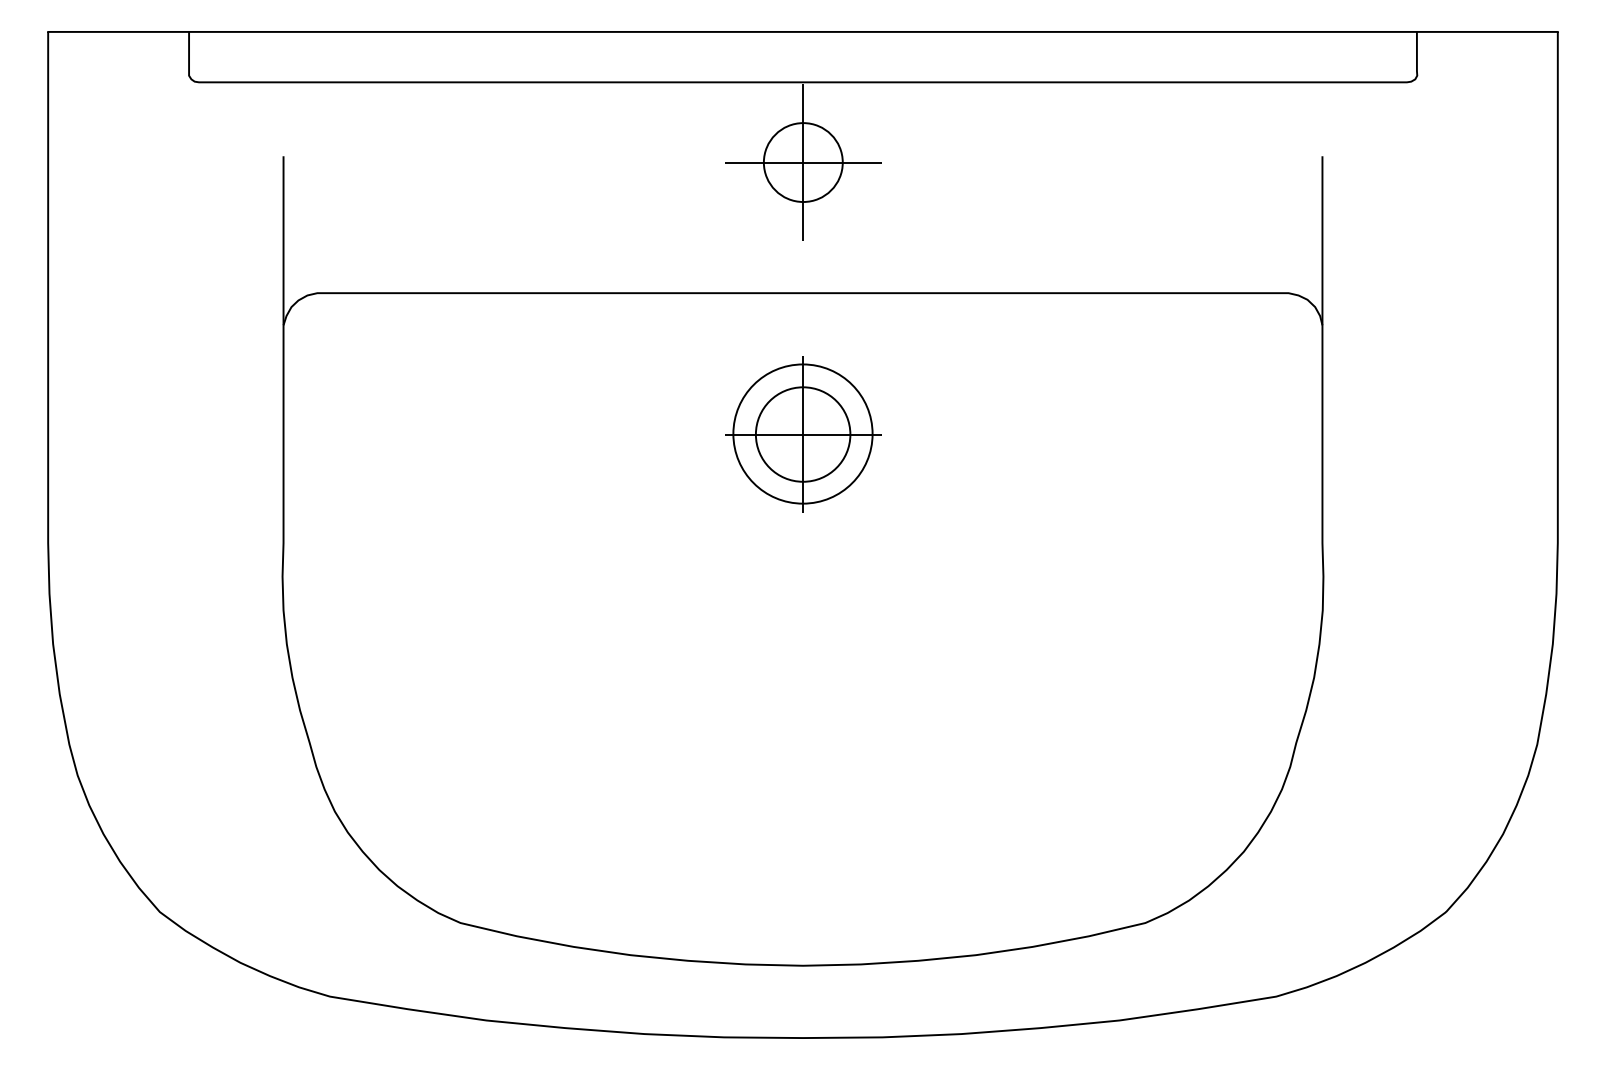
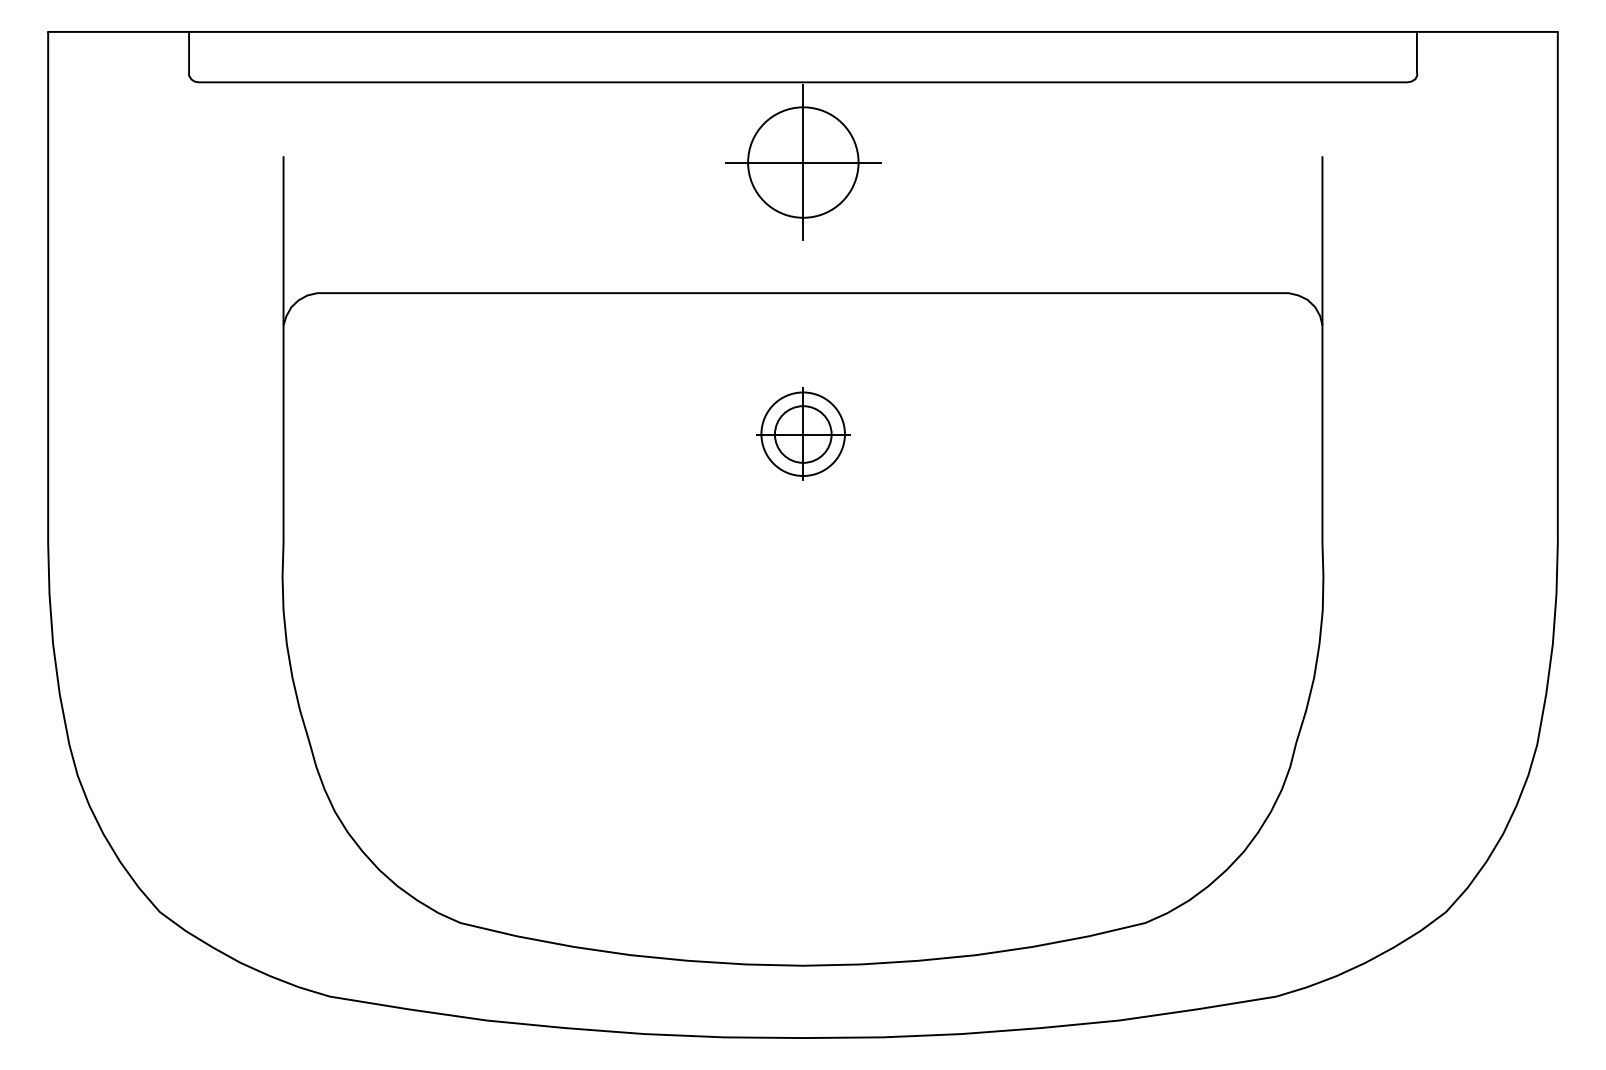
circle diameter: 79 px -> 110 px (803, 162)
part size: 157x157 px -> 95x94 px (803, 433)
